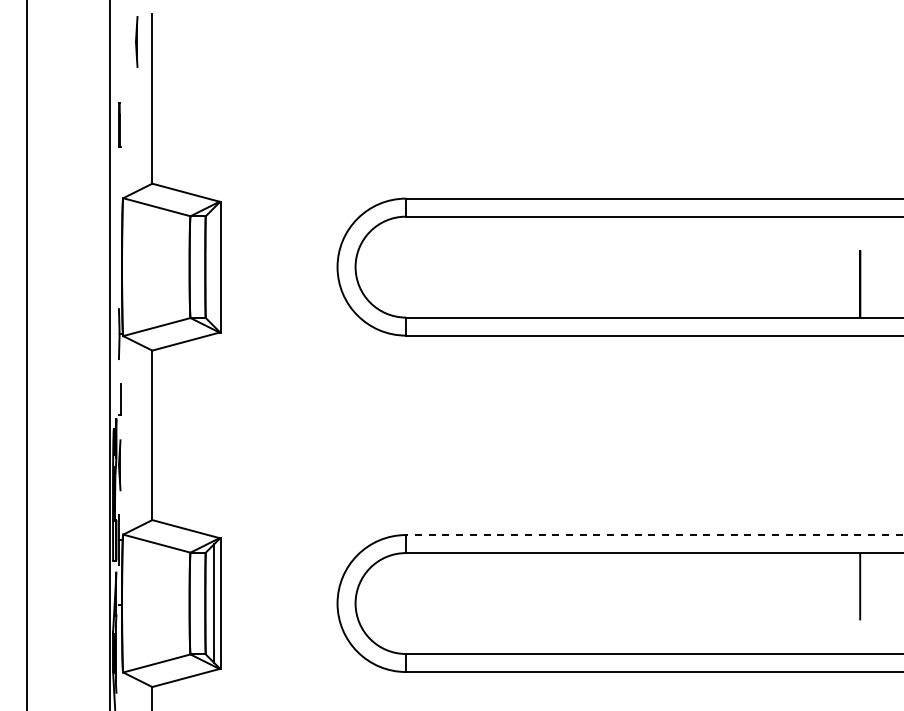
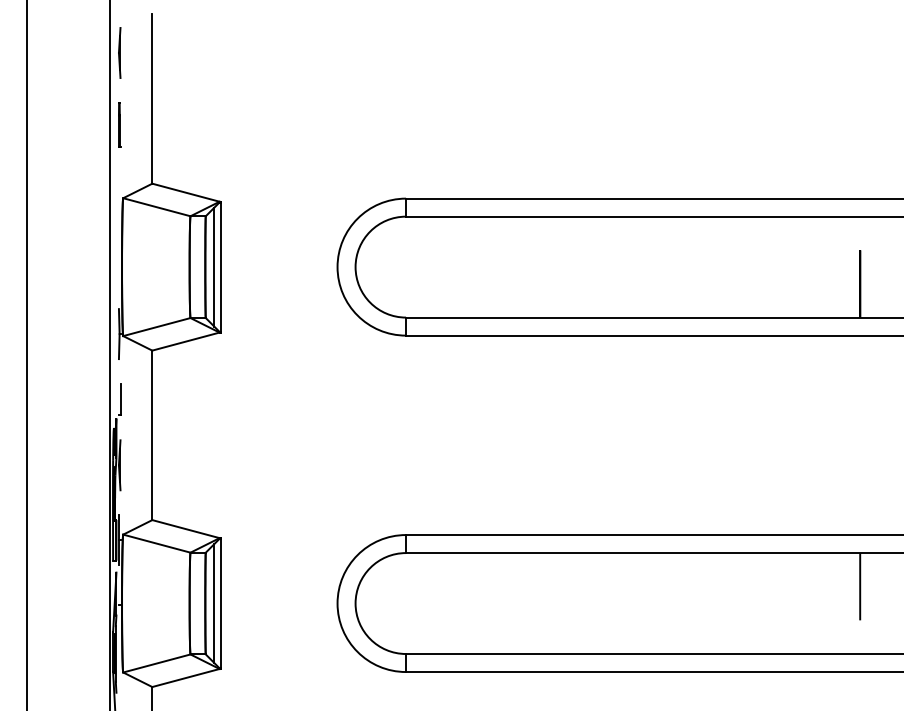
line position: (136, 41) -> (119, 52) (119, 52)
line: none -> present (214, 266)
line: dashed -> solid (654, 535)
